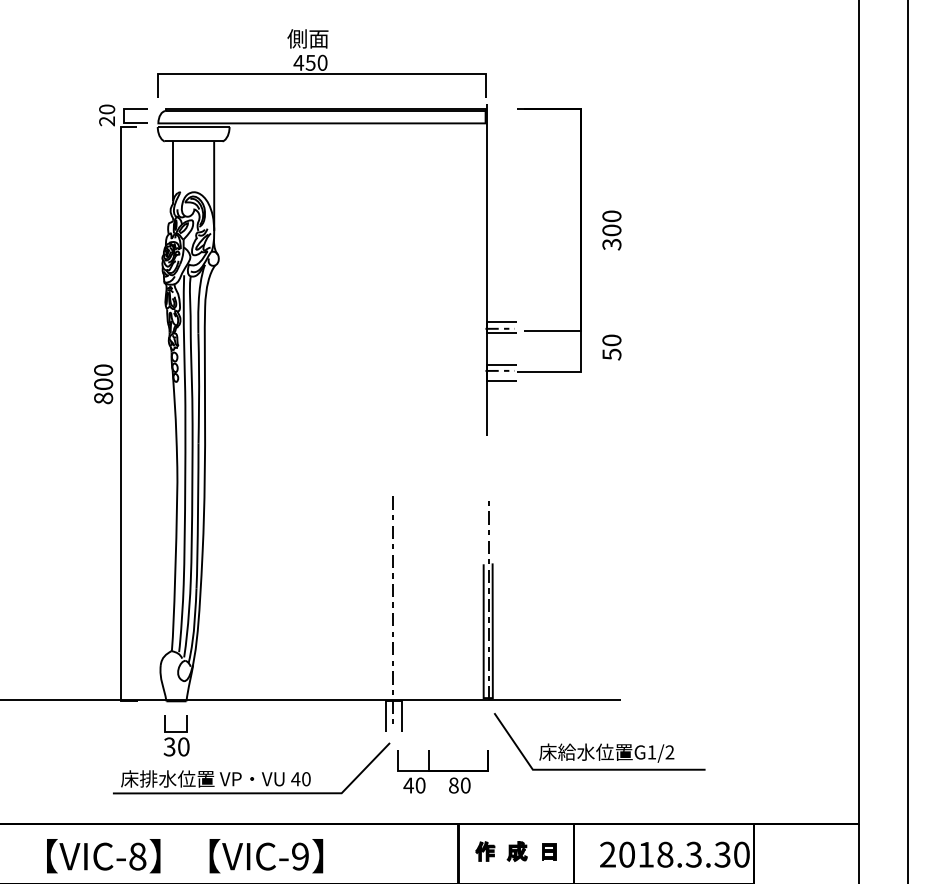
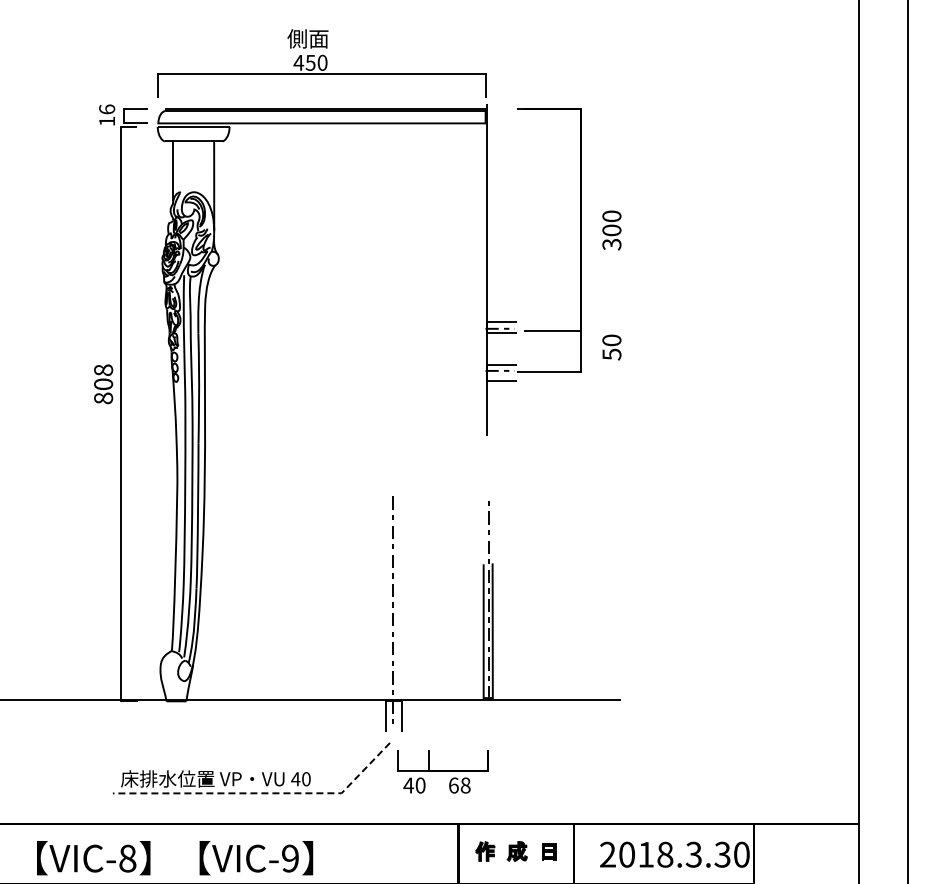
text: 20 -> 16 (107, 115)
text: 800 -> 808 (103, 369)
part: present -> none (176, 735)
part: present -> none (599, 741)
text: 80 -> 68 (459, 785)
line: solid -> dashed (262, 793)
text position: (185, 856) -> (175, 858) (175, 858)
